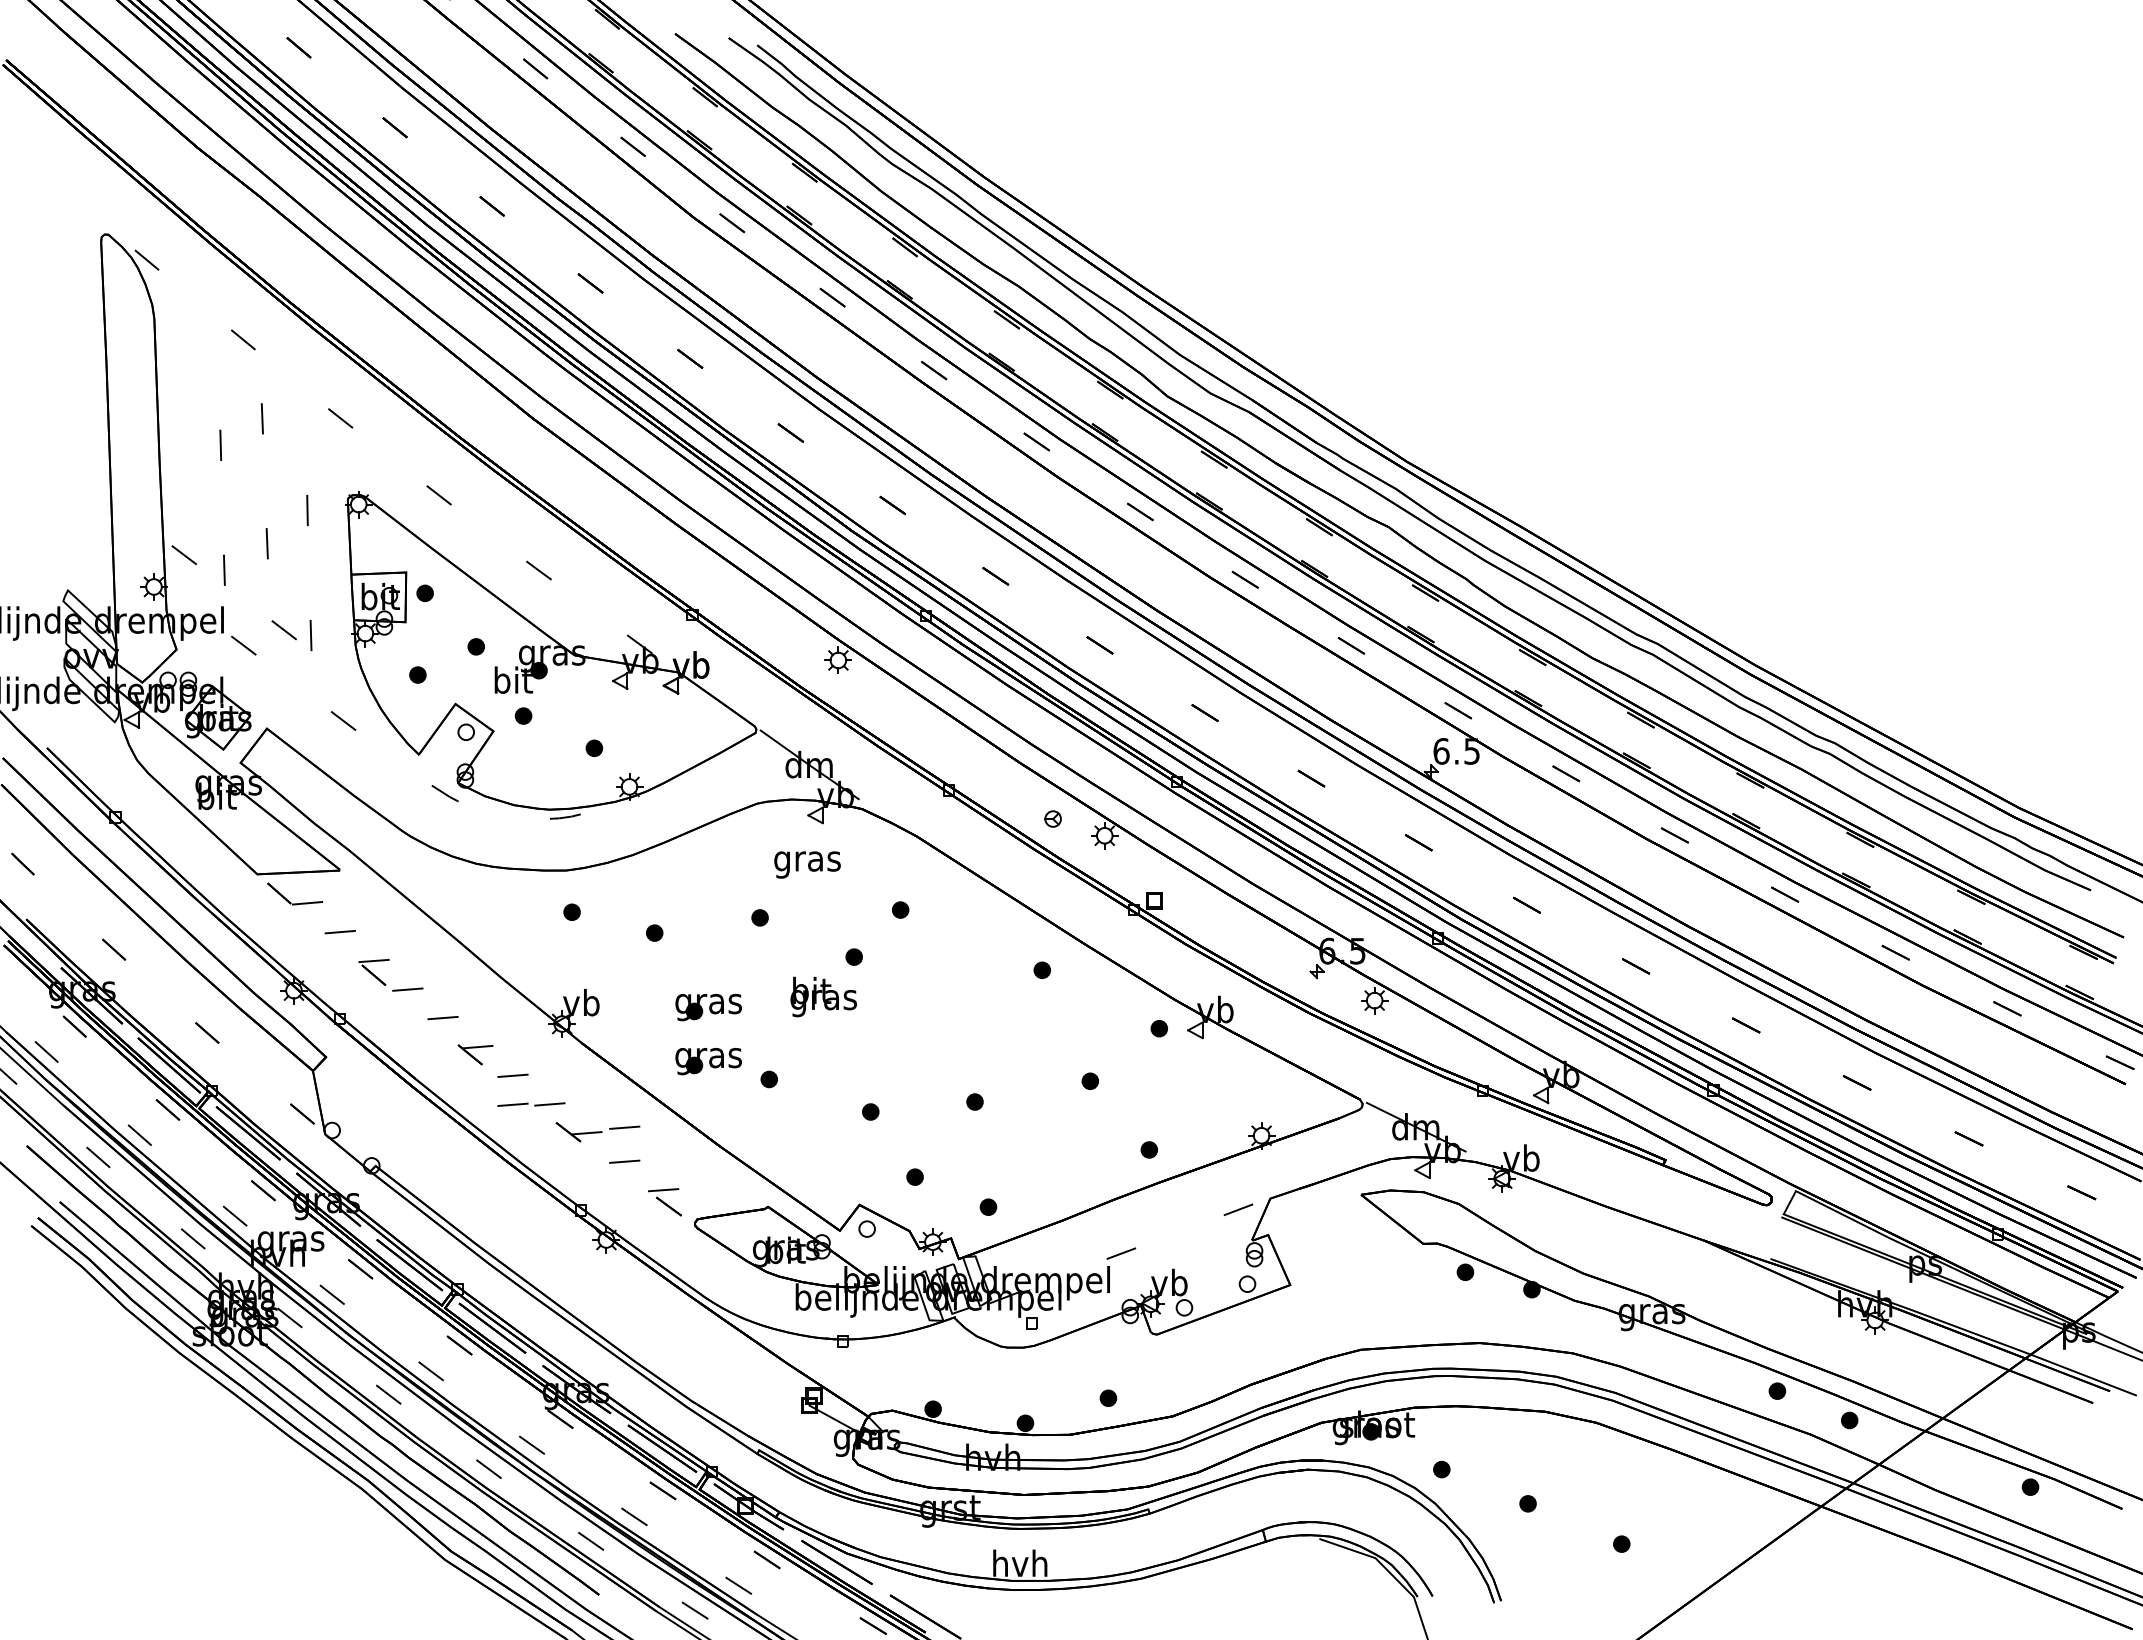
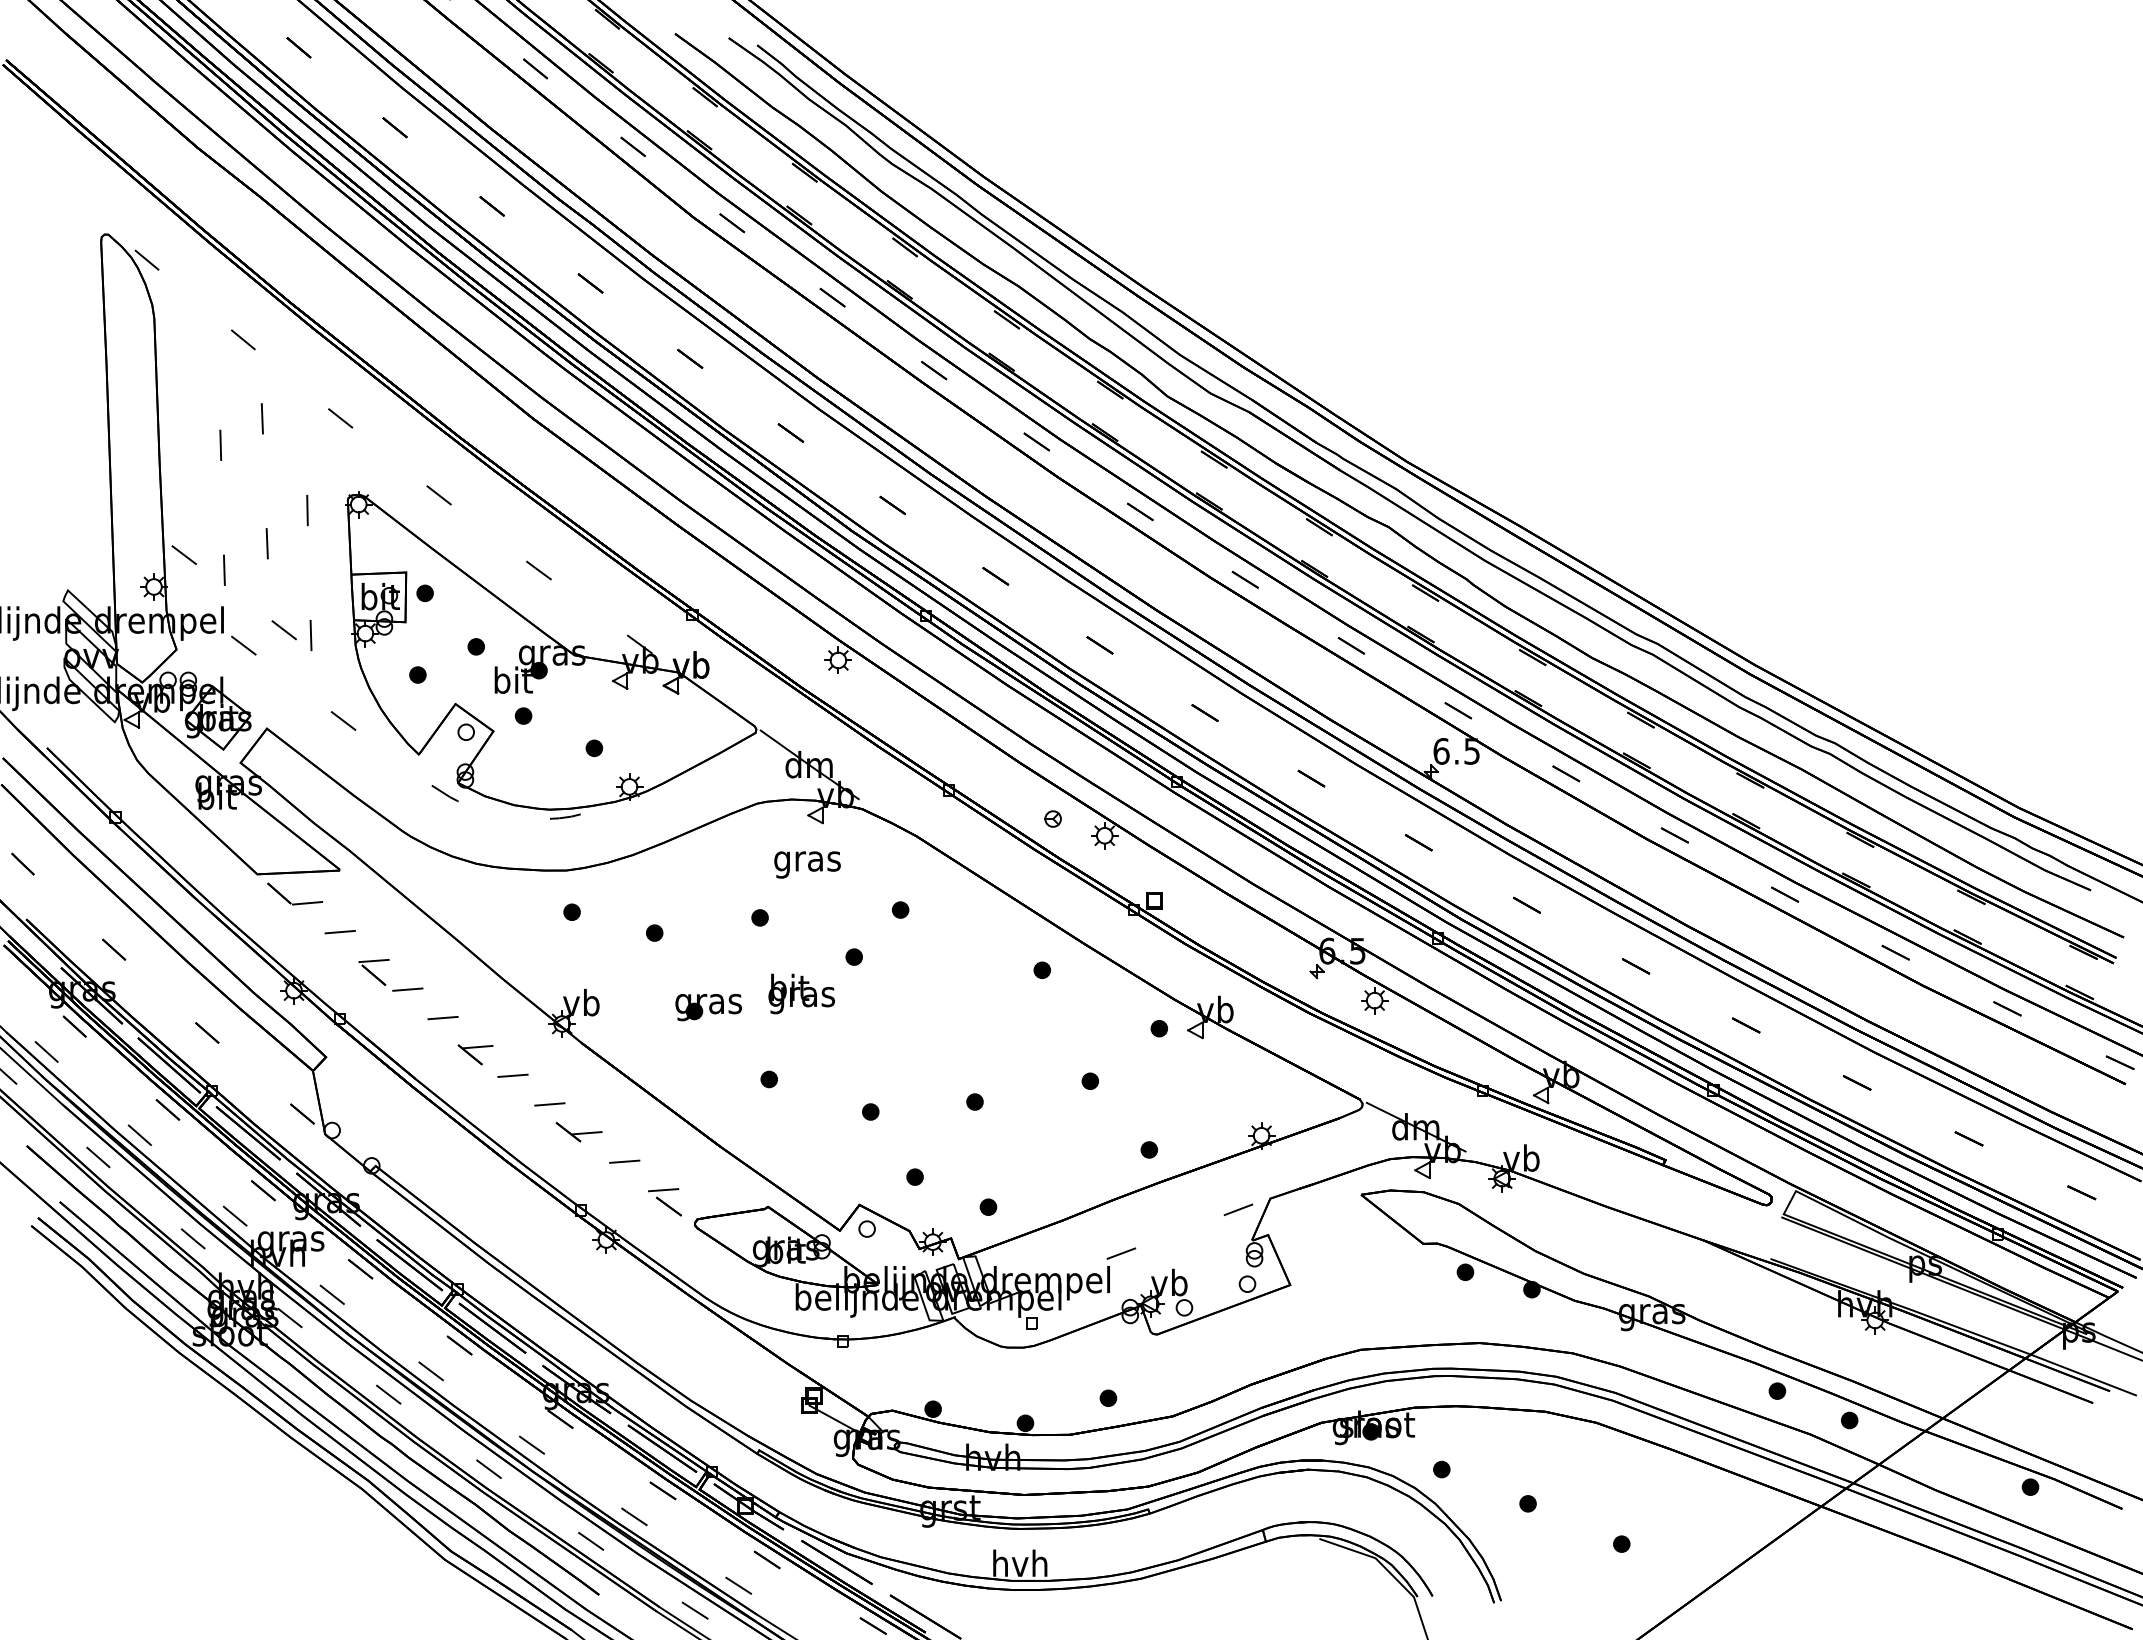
text position: (823, 996) -> (801, 993) (801, 993)
part: present -> none (708, 1061)
line: present -> none (512, 1104)
line: present -> none (624, 1127)
